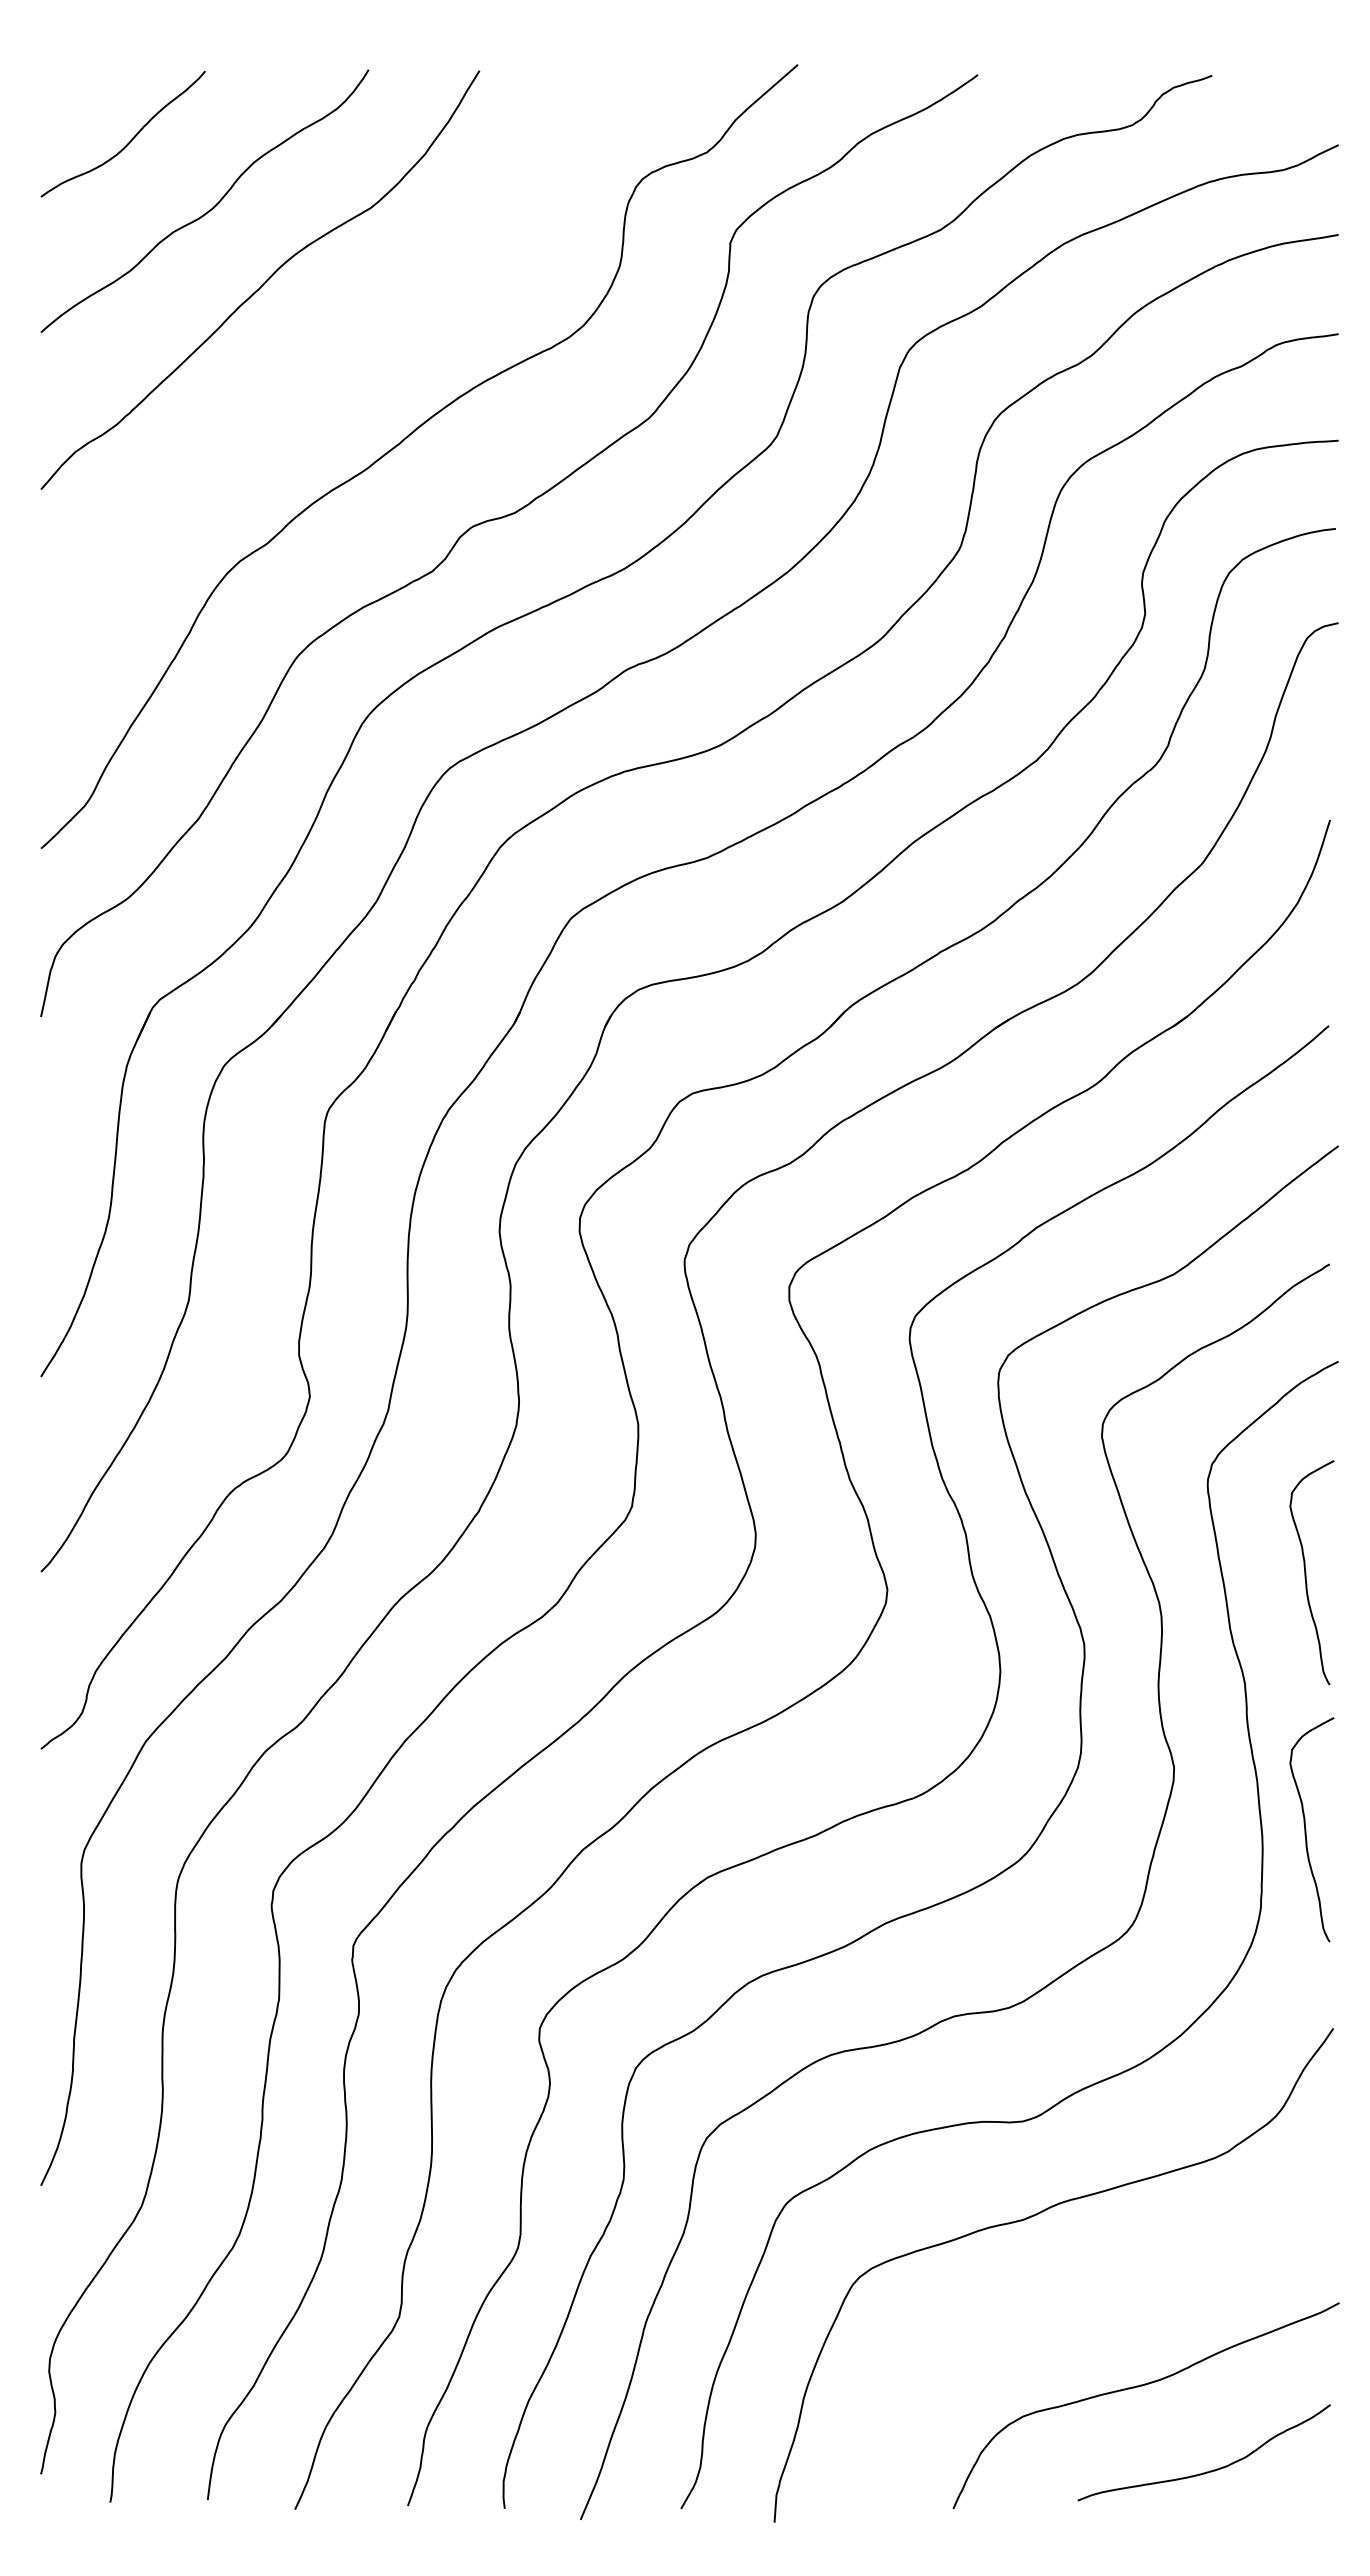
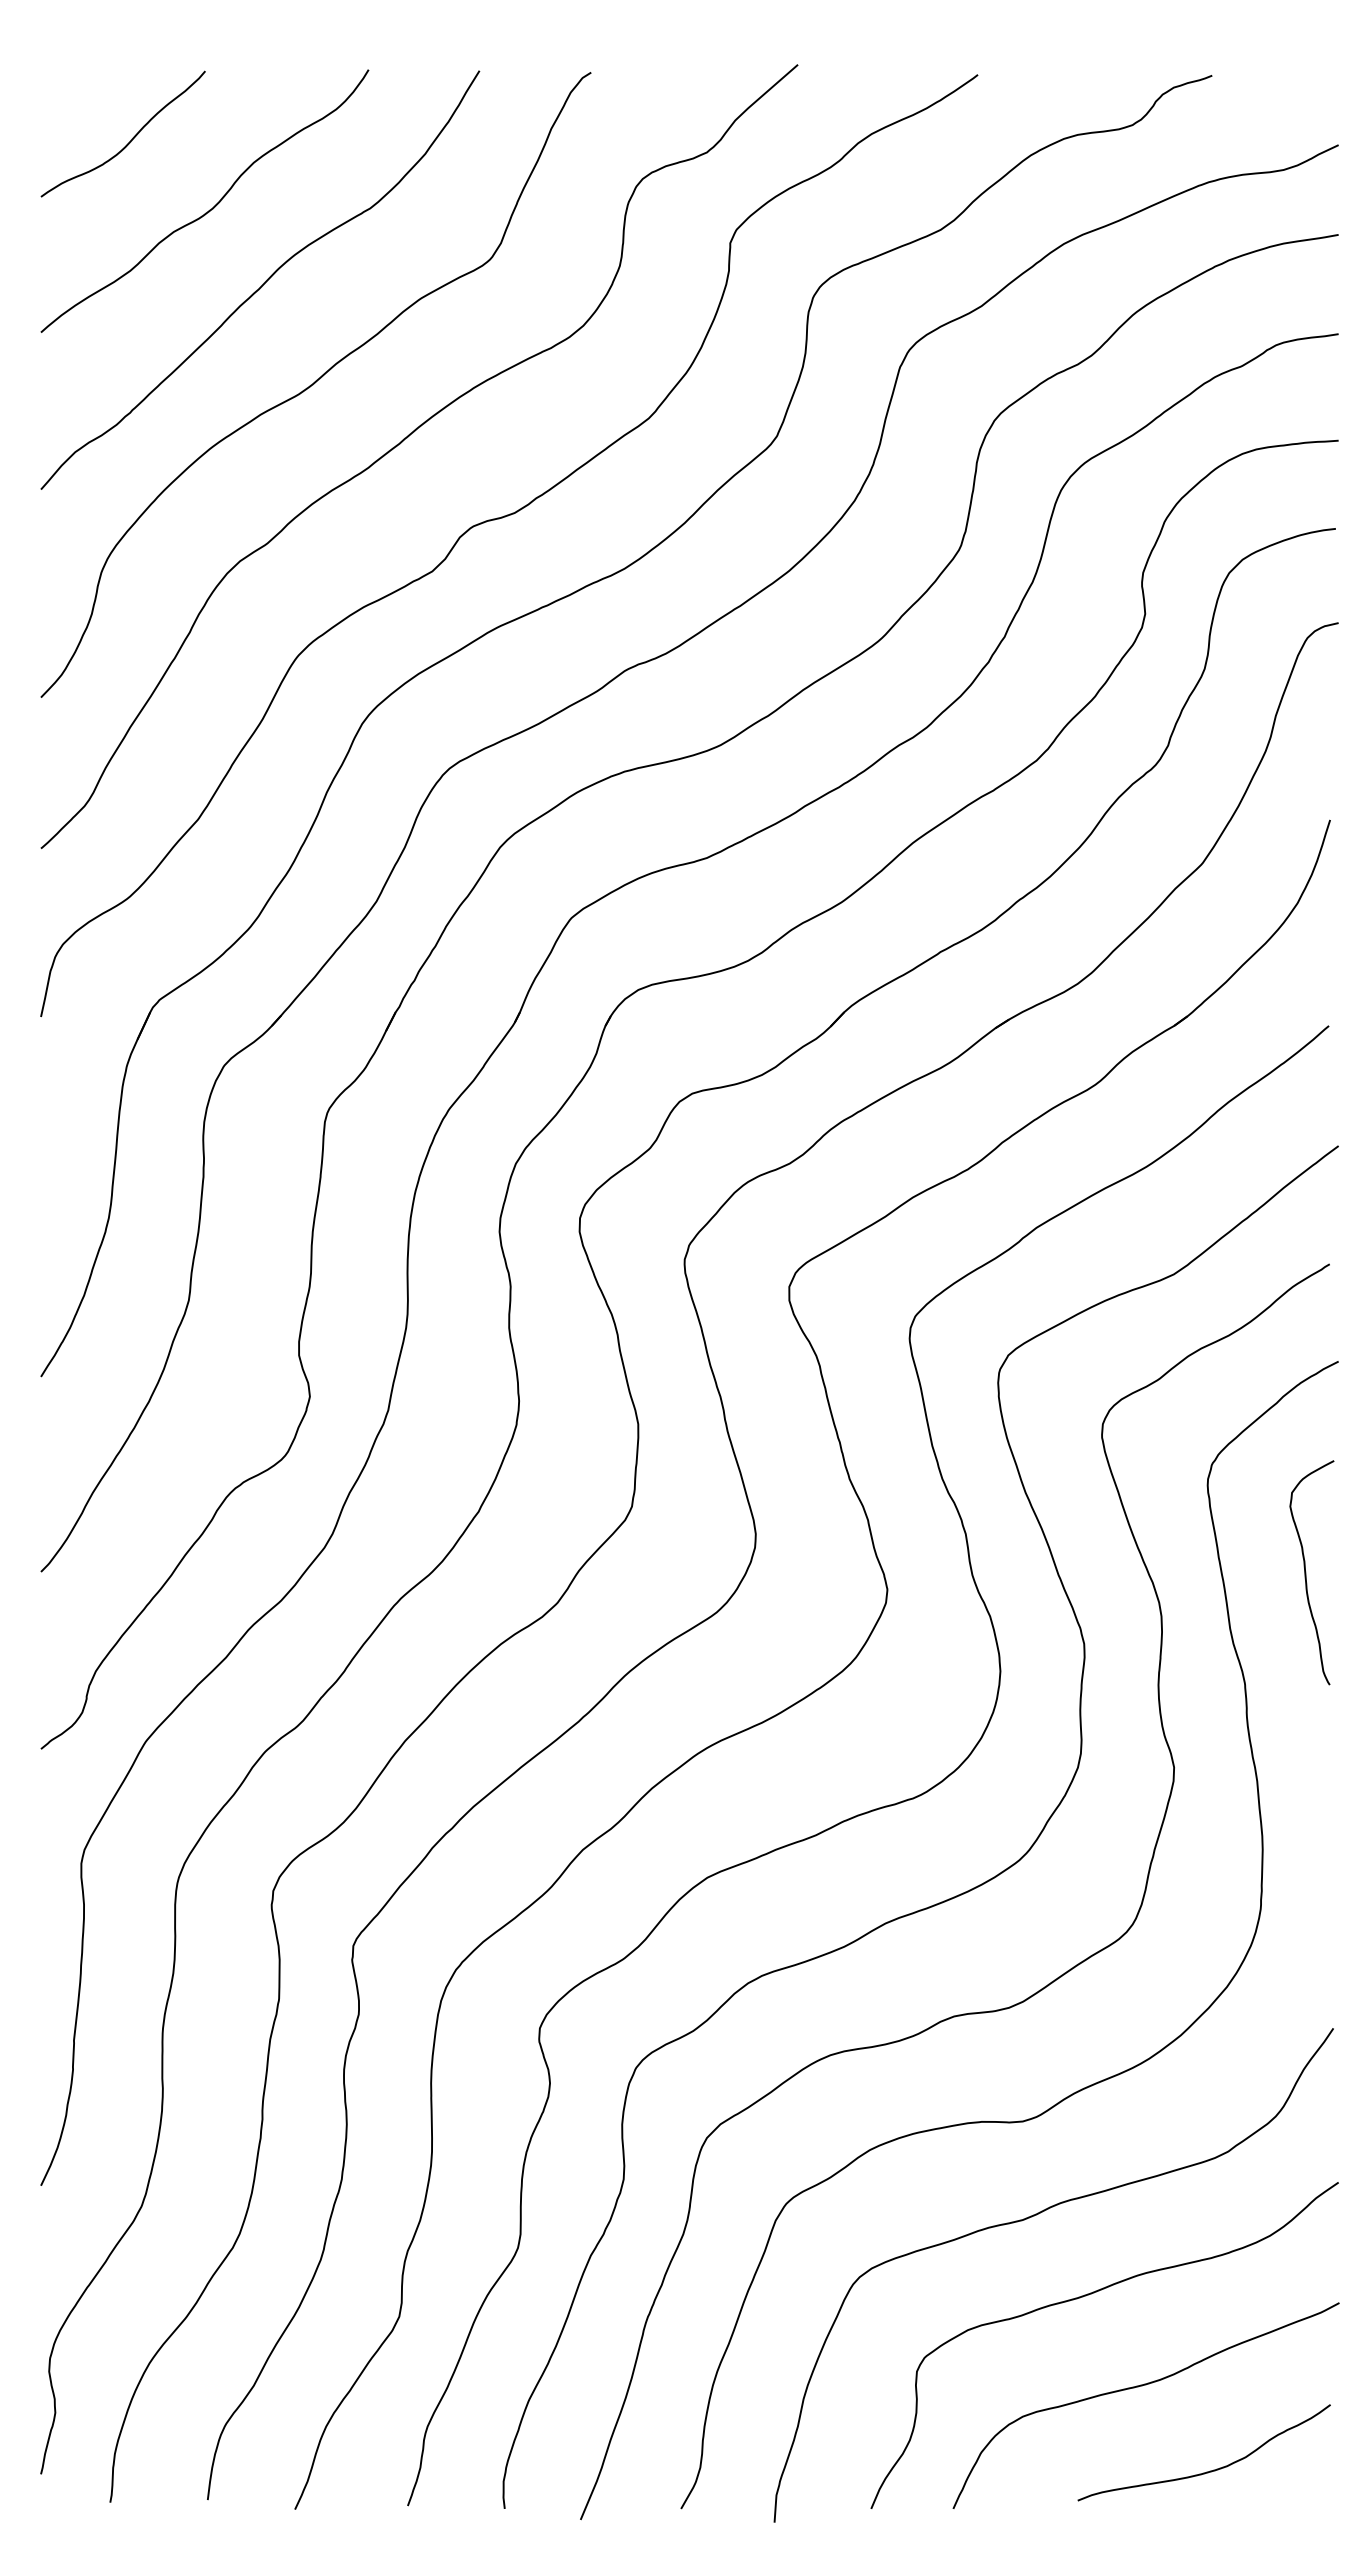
curve: none -> present (315, 383)
curve: present -> none (1306, 1829)
curve: none -> present (1083, 2297)
